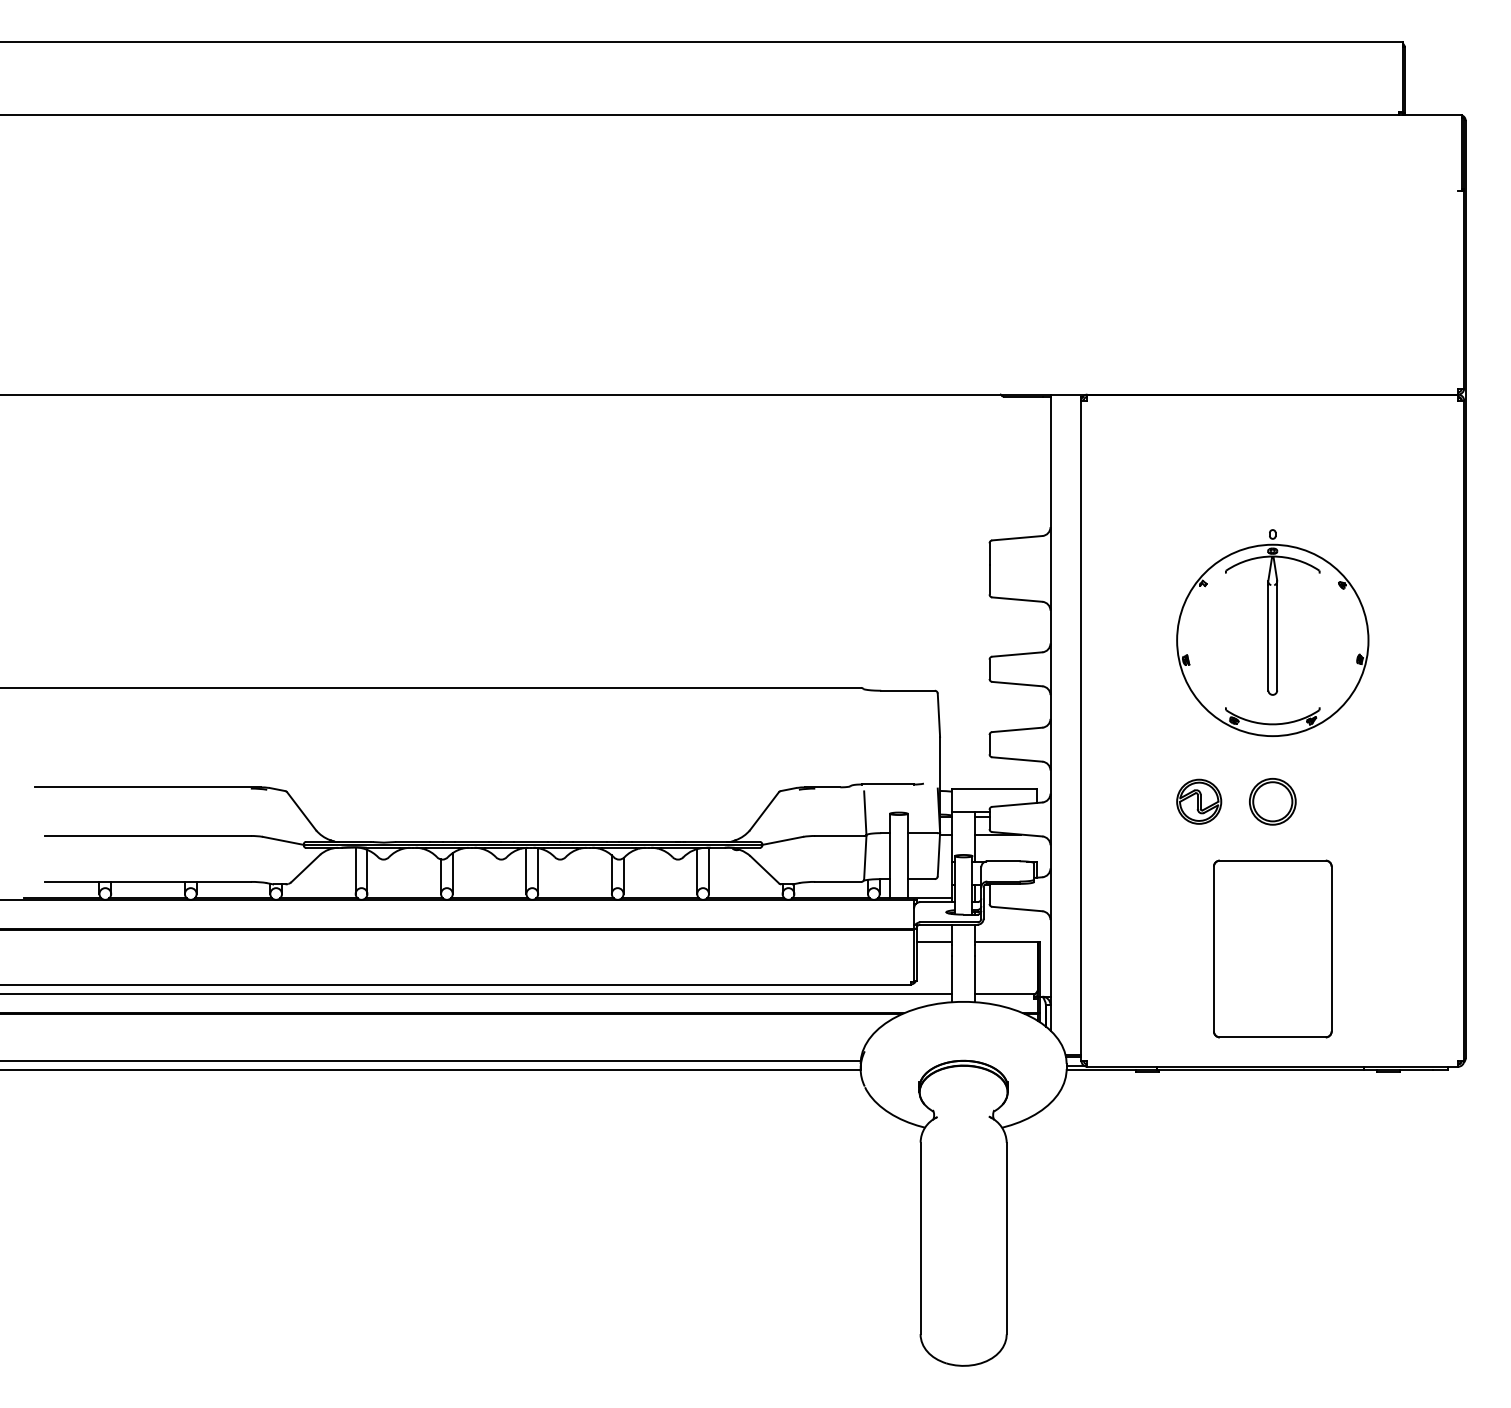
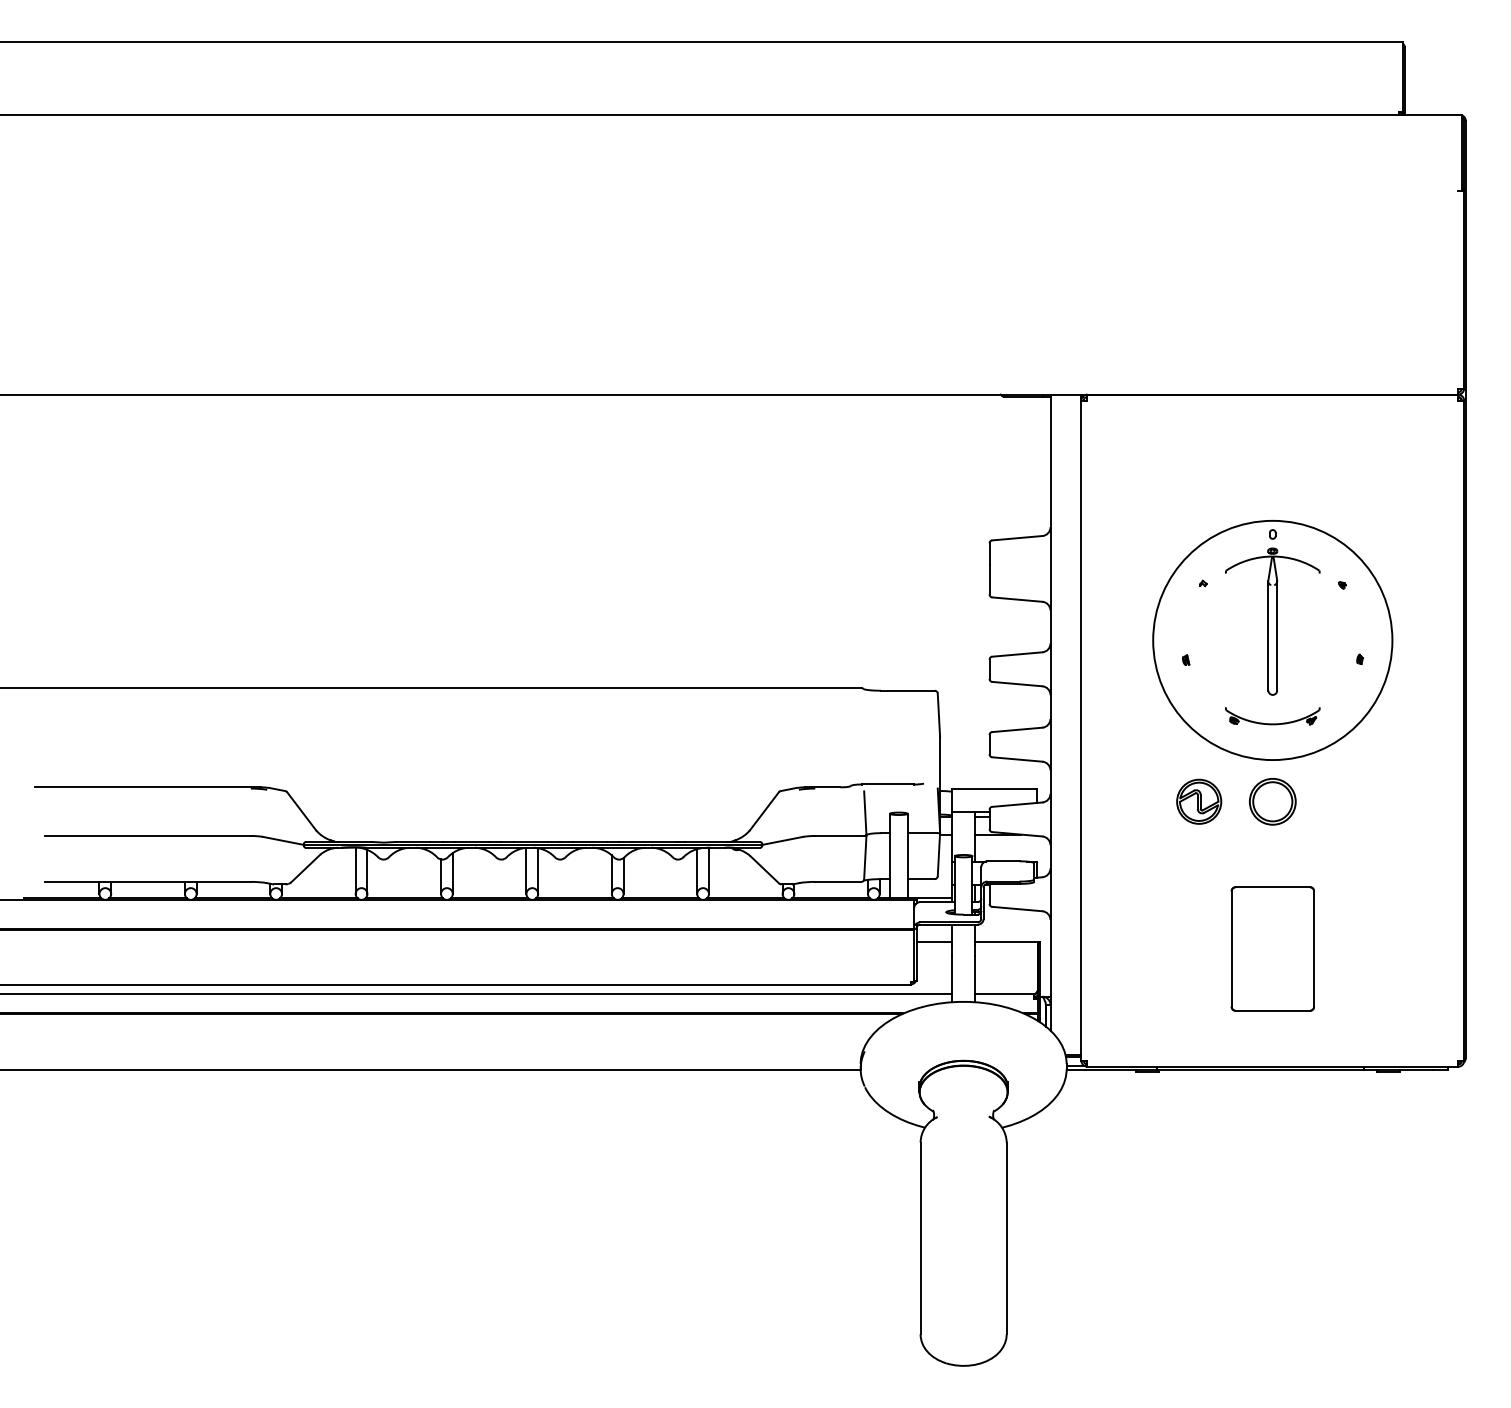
circle diameter: 191 px -> 239 px (1272, 640)
part size: 120x180 px -> 85x126 px (1272, 948)
line: present -> none (431, 1061)
